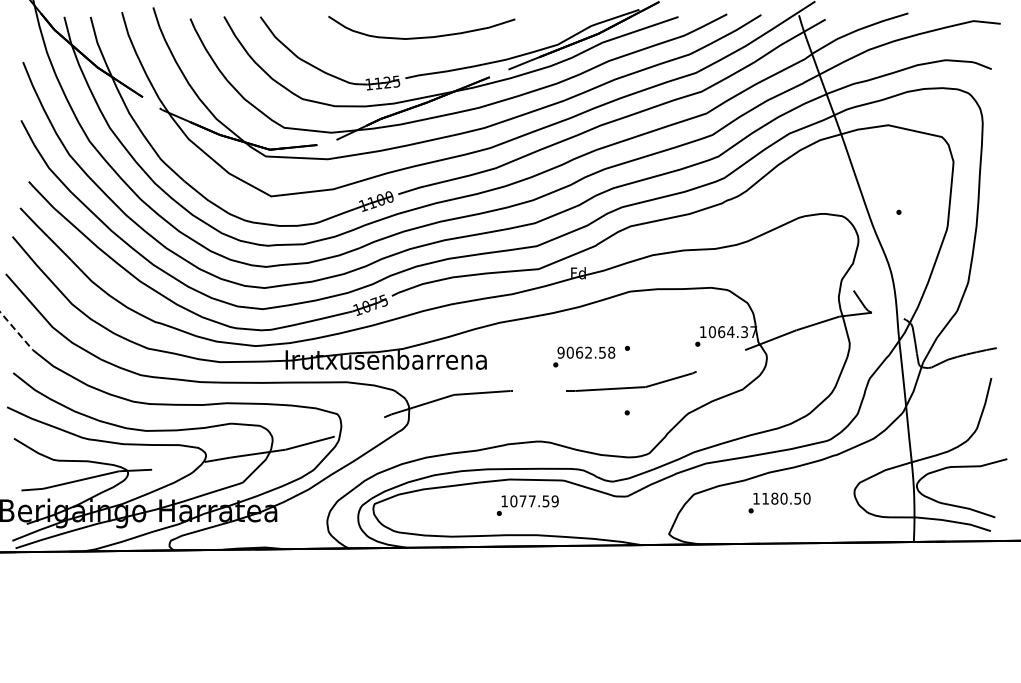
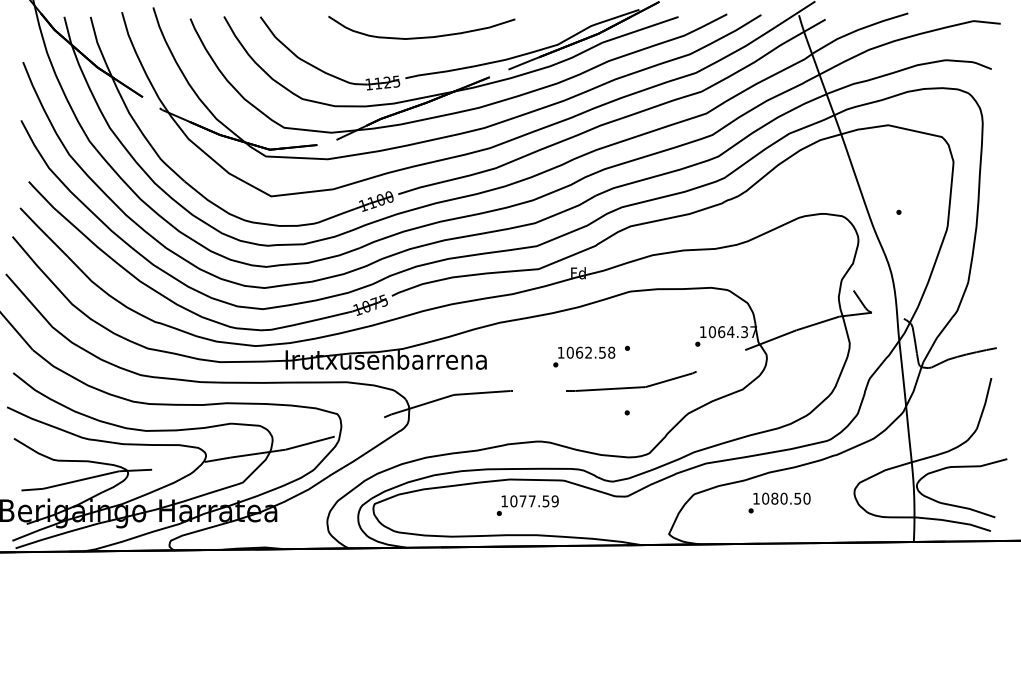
line: dashed -> solid (16, 331)
text: 9062.58 -> 1062.58 (560, 352)
text: 1180.50 -> 1080.50 (765, 498)
